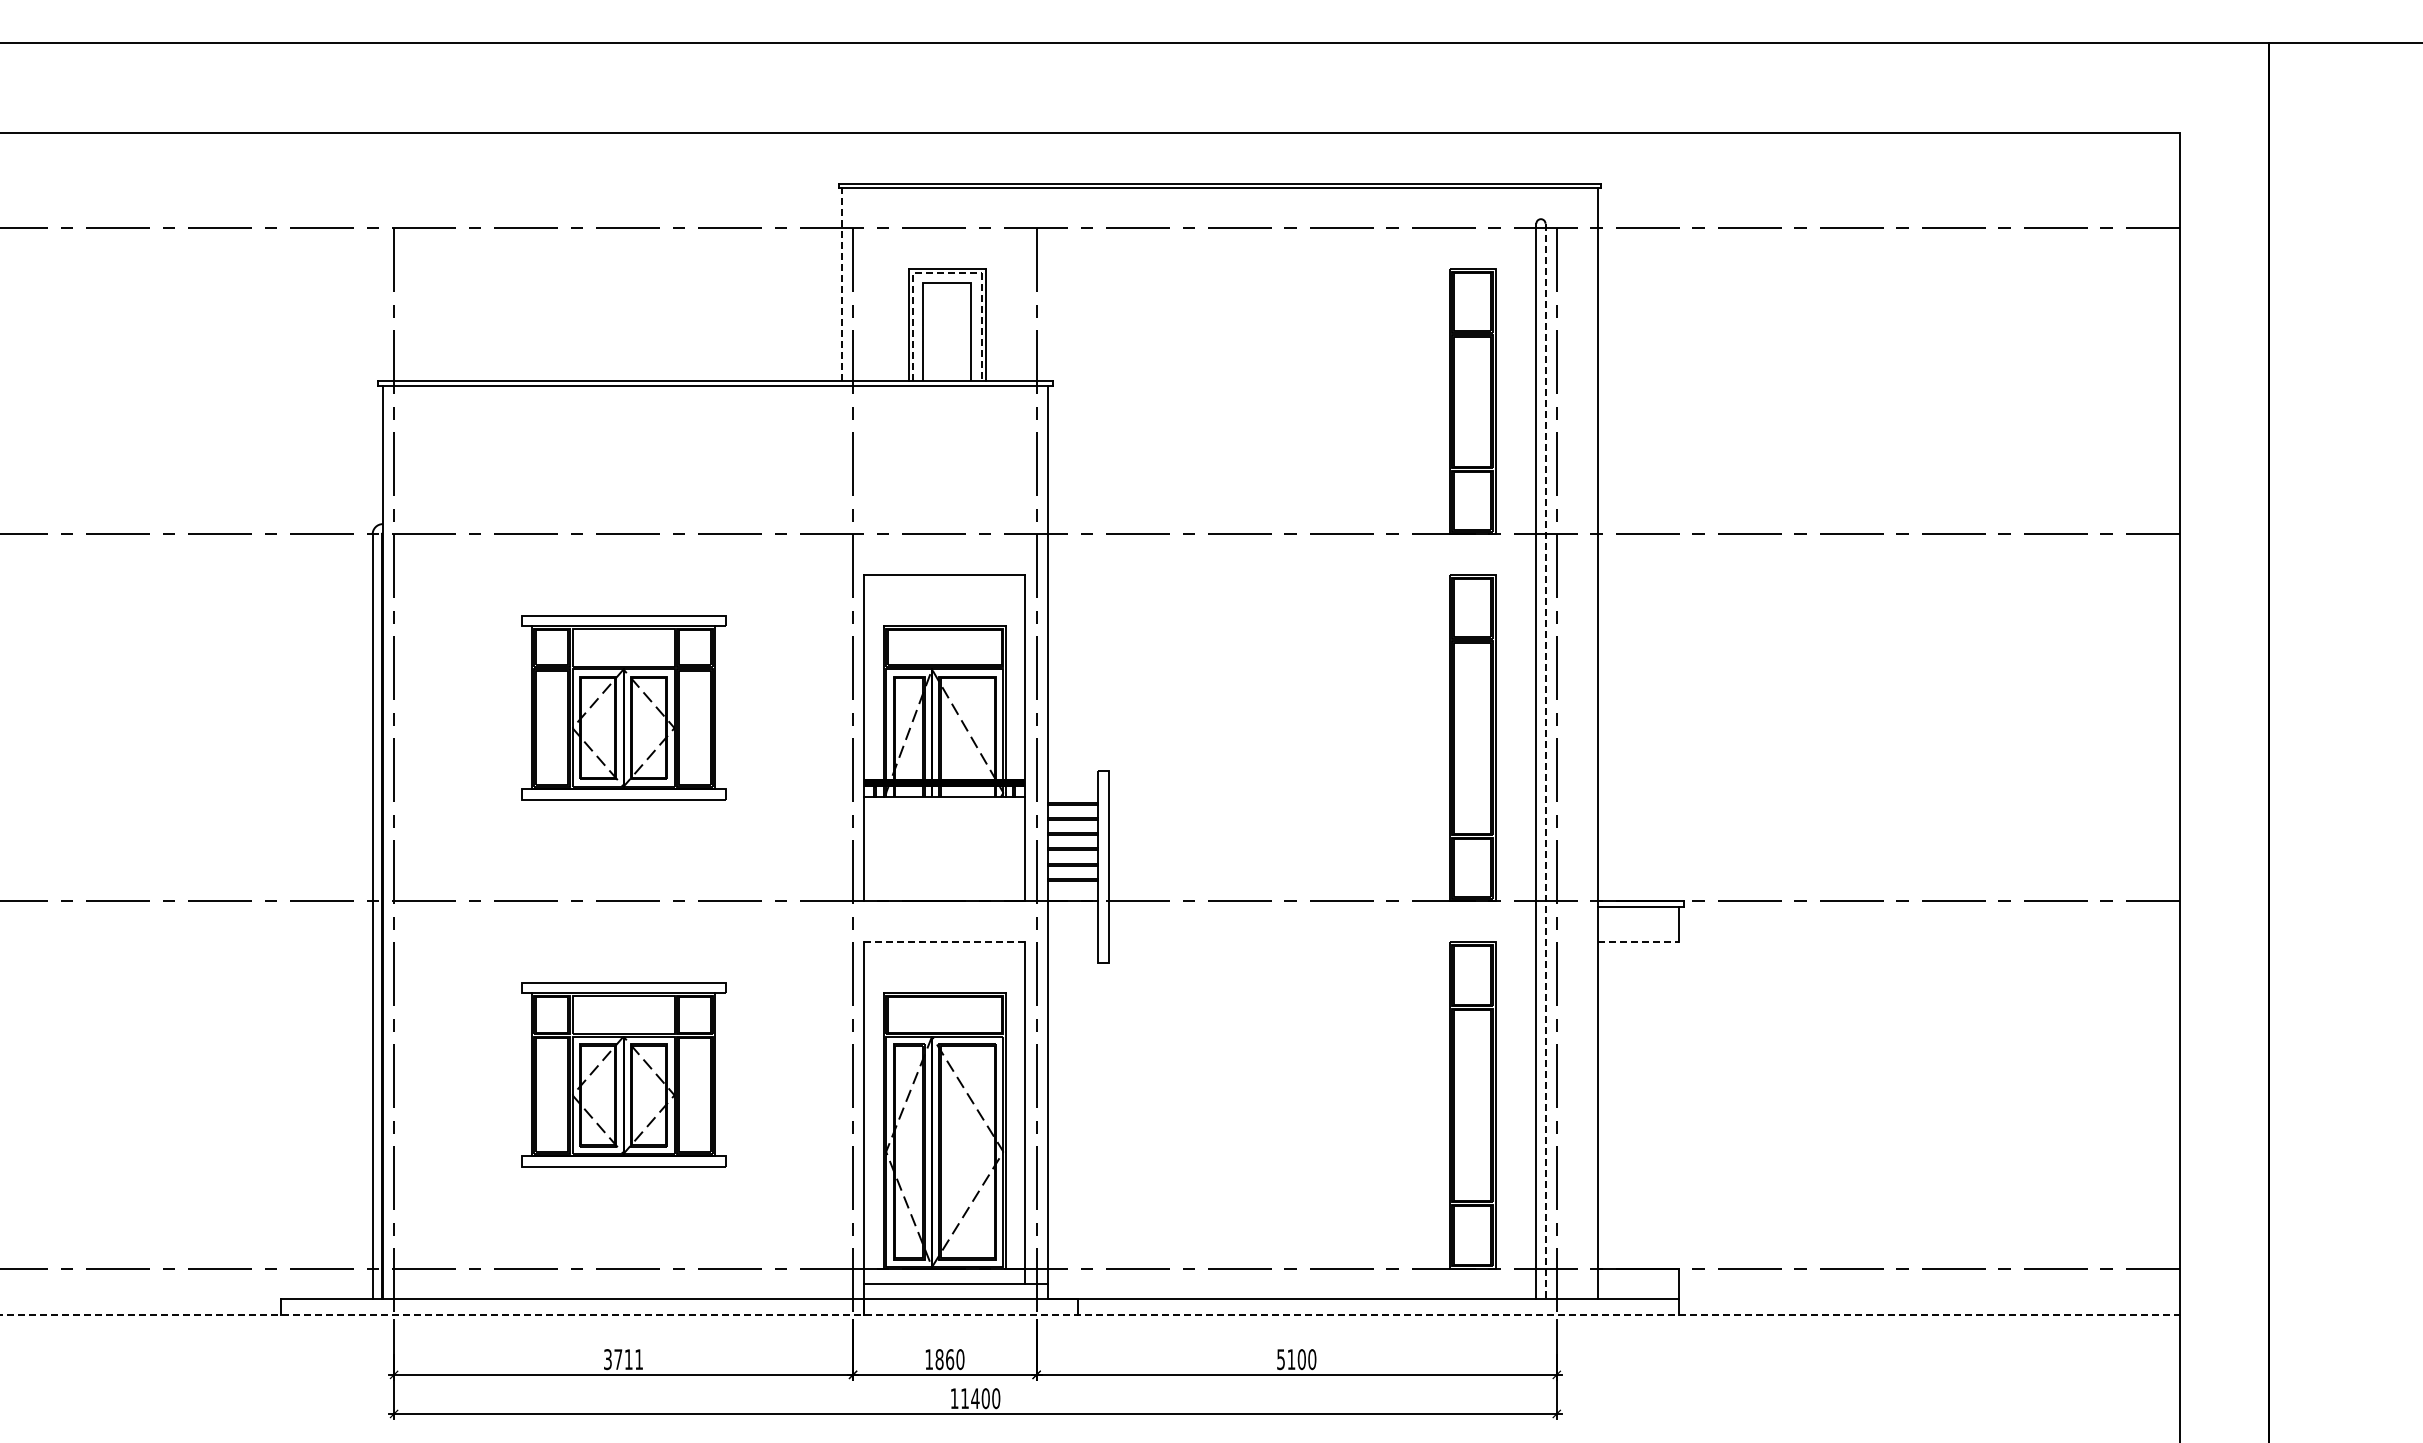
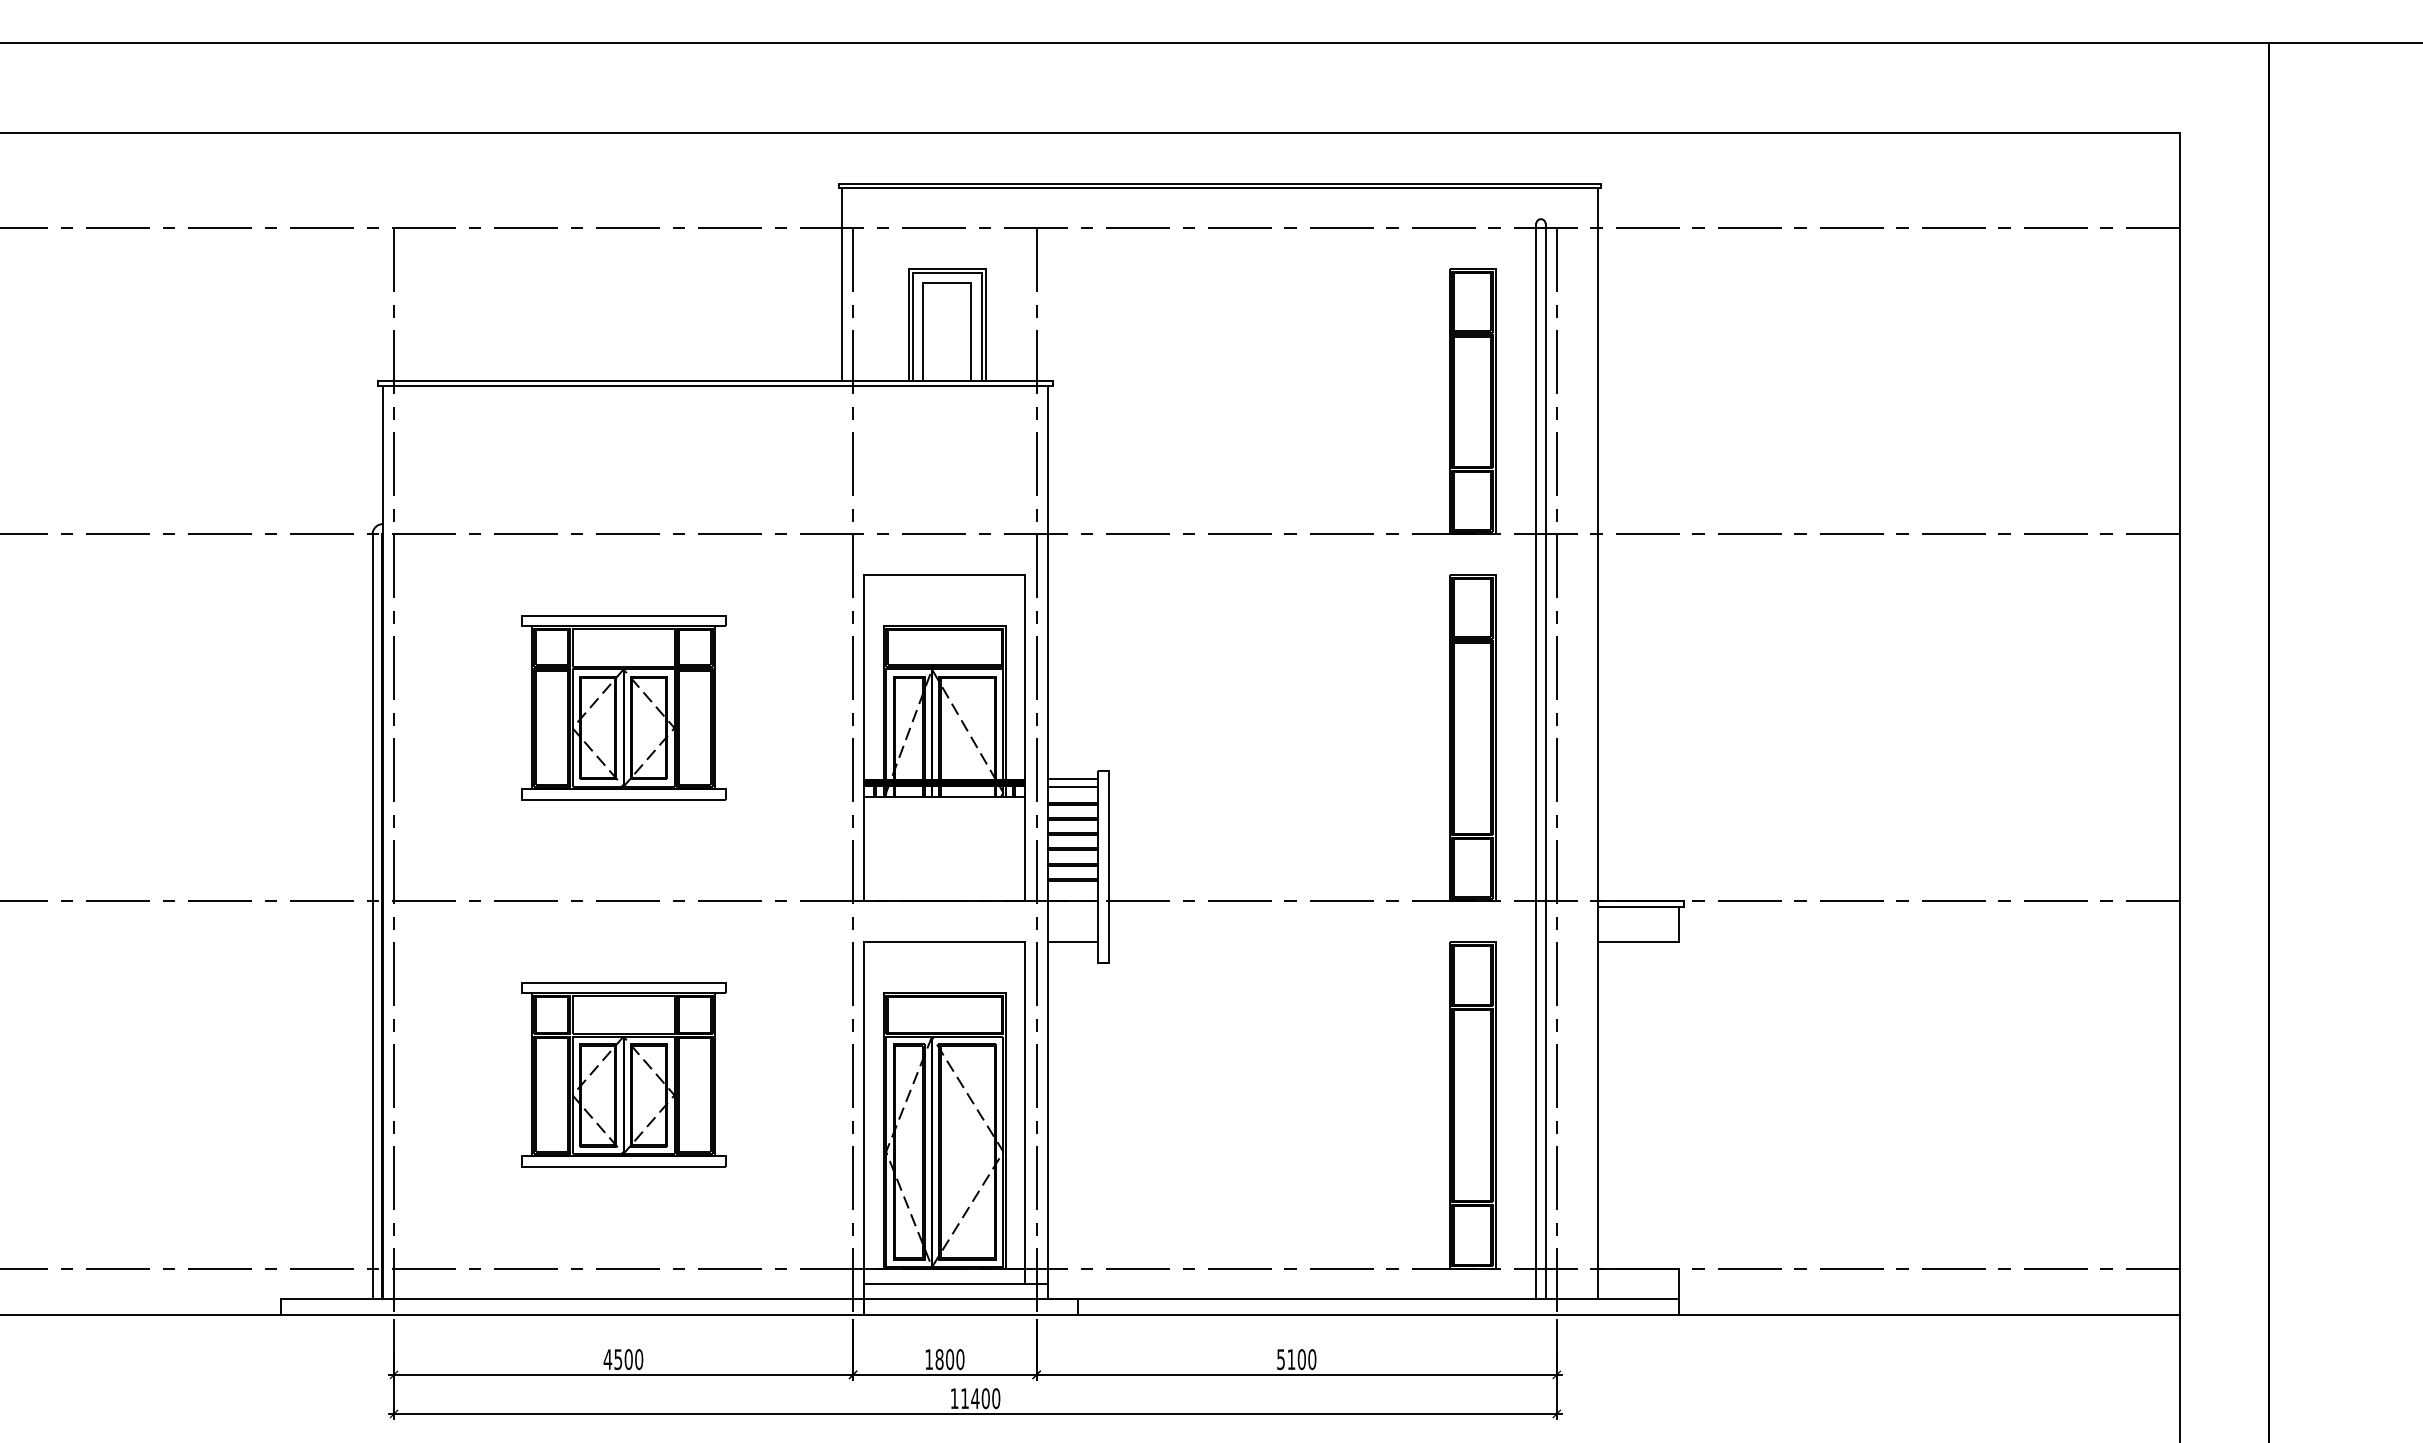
line: dashed -> solid (947, 273)
line: dashed -> solid (841, 284)
line: dashed -> solid (1545, 761)
line: none -> present (1072, 779)
line: none -> present (1072, 787)
line: dashed -> solid (944, 942)
line: none -> present (1072, 942)
line: dashed -> solid (1638, 942)
line: dashed -> solid (1090, 1314)
text: 3711 -> 4500 (623, 1359)
text: 1860 -> 1800 (950, 1359)
